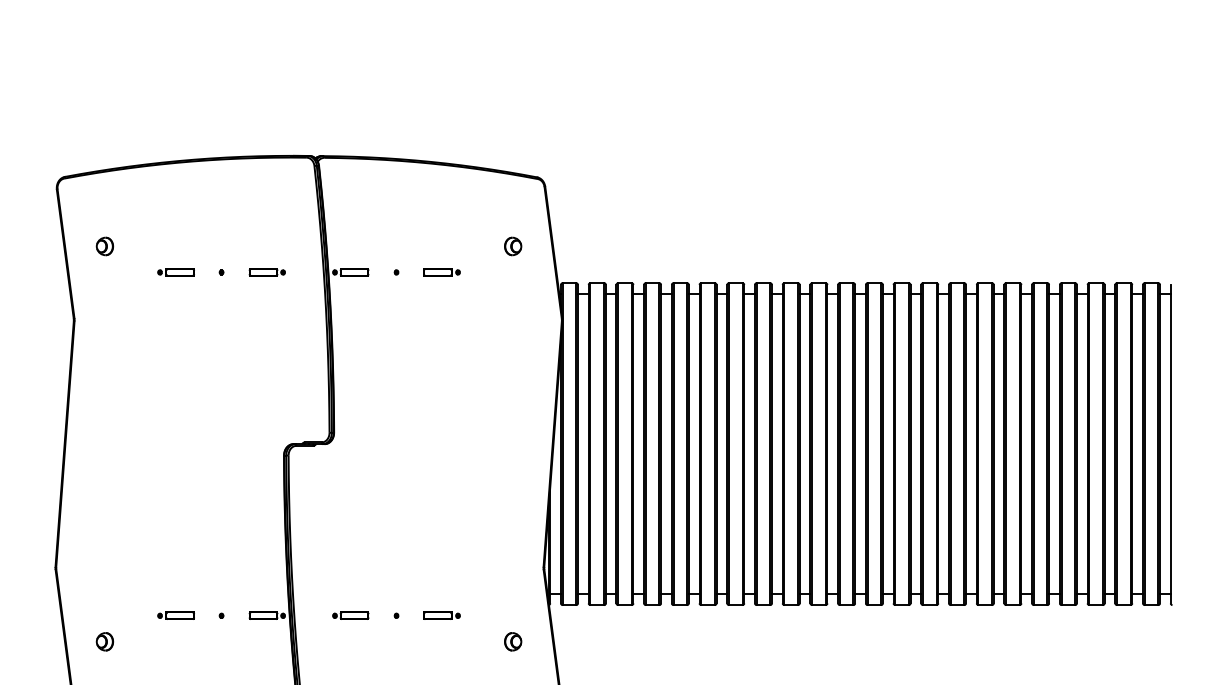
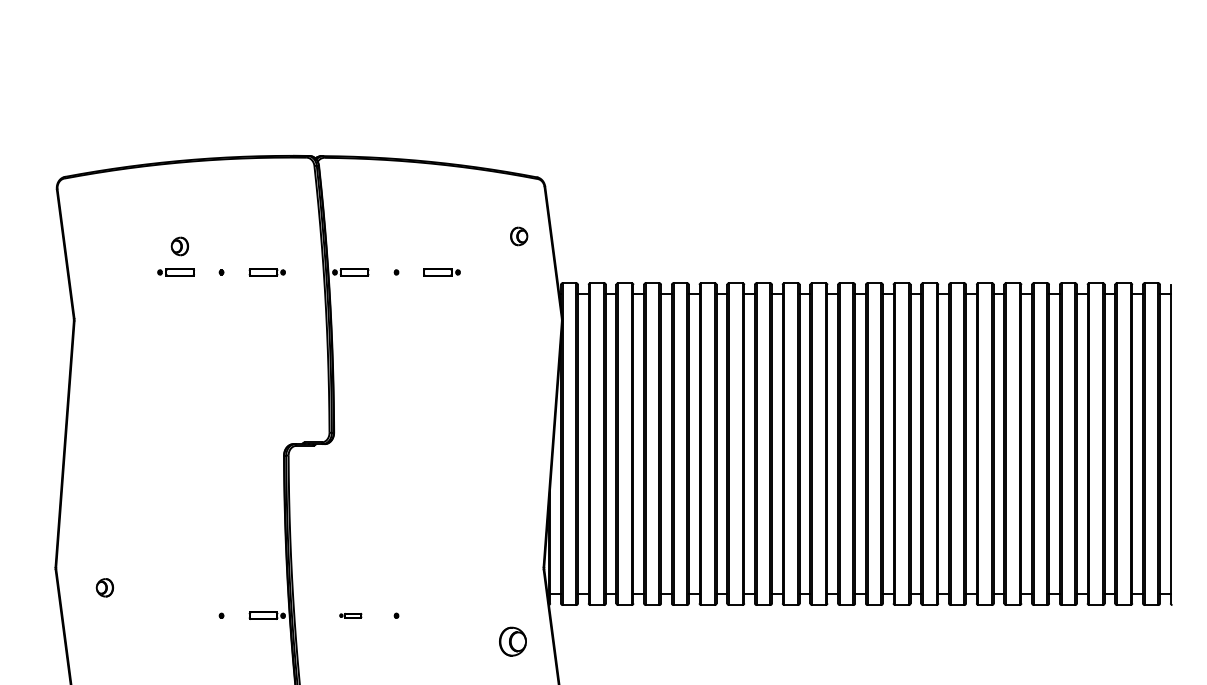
part position: (104, 246) -> (179, 246) (179, 246)
part position: (513, 246) -> (519, 236) (519, 236)
part: present -> none (175, 615)
part size: 38x9 px -> 24x6 px (350, 615)
part: present -> none (441, 615)
part position: (104, 641) -> (104, 587) (104, 587)
part size: 19x20 px -> 28x31 px (512, 641)
